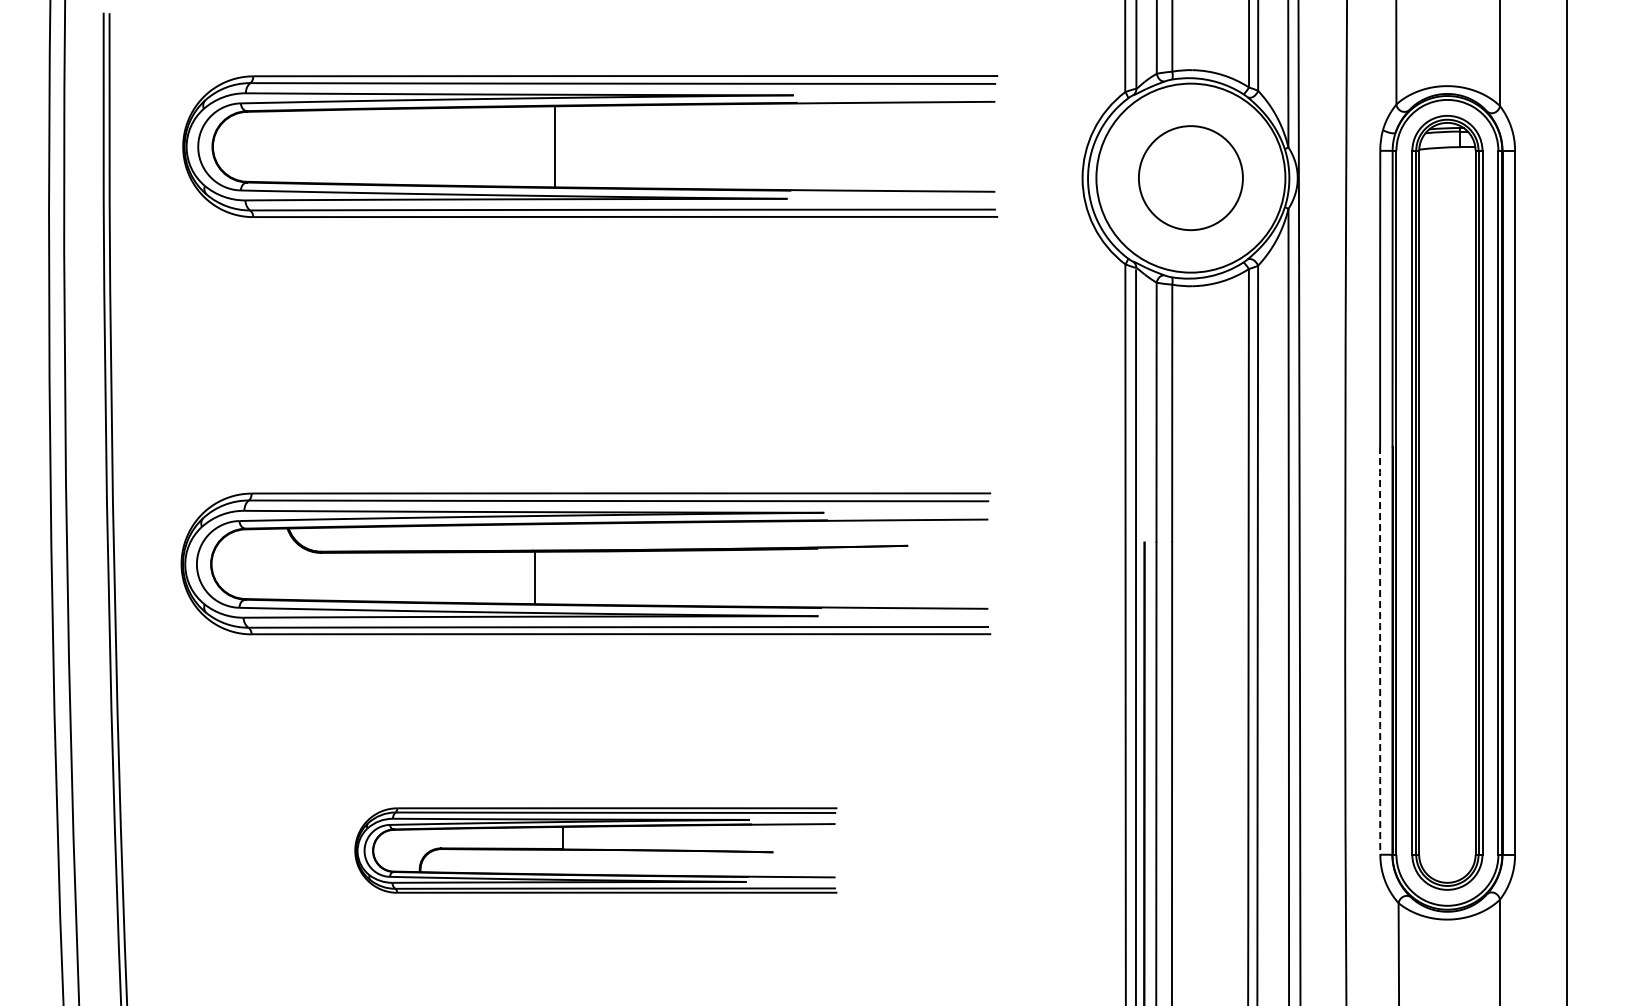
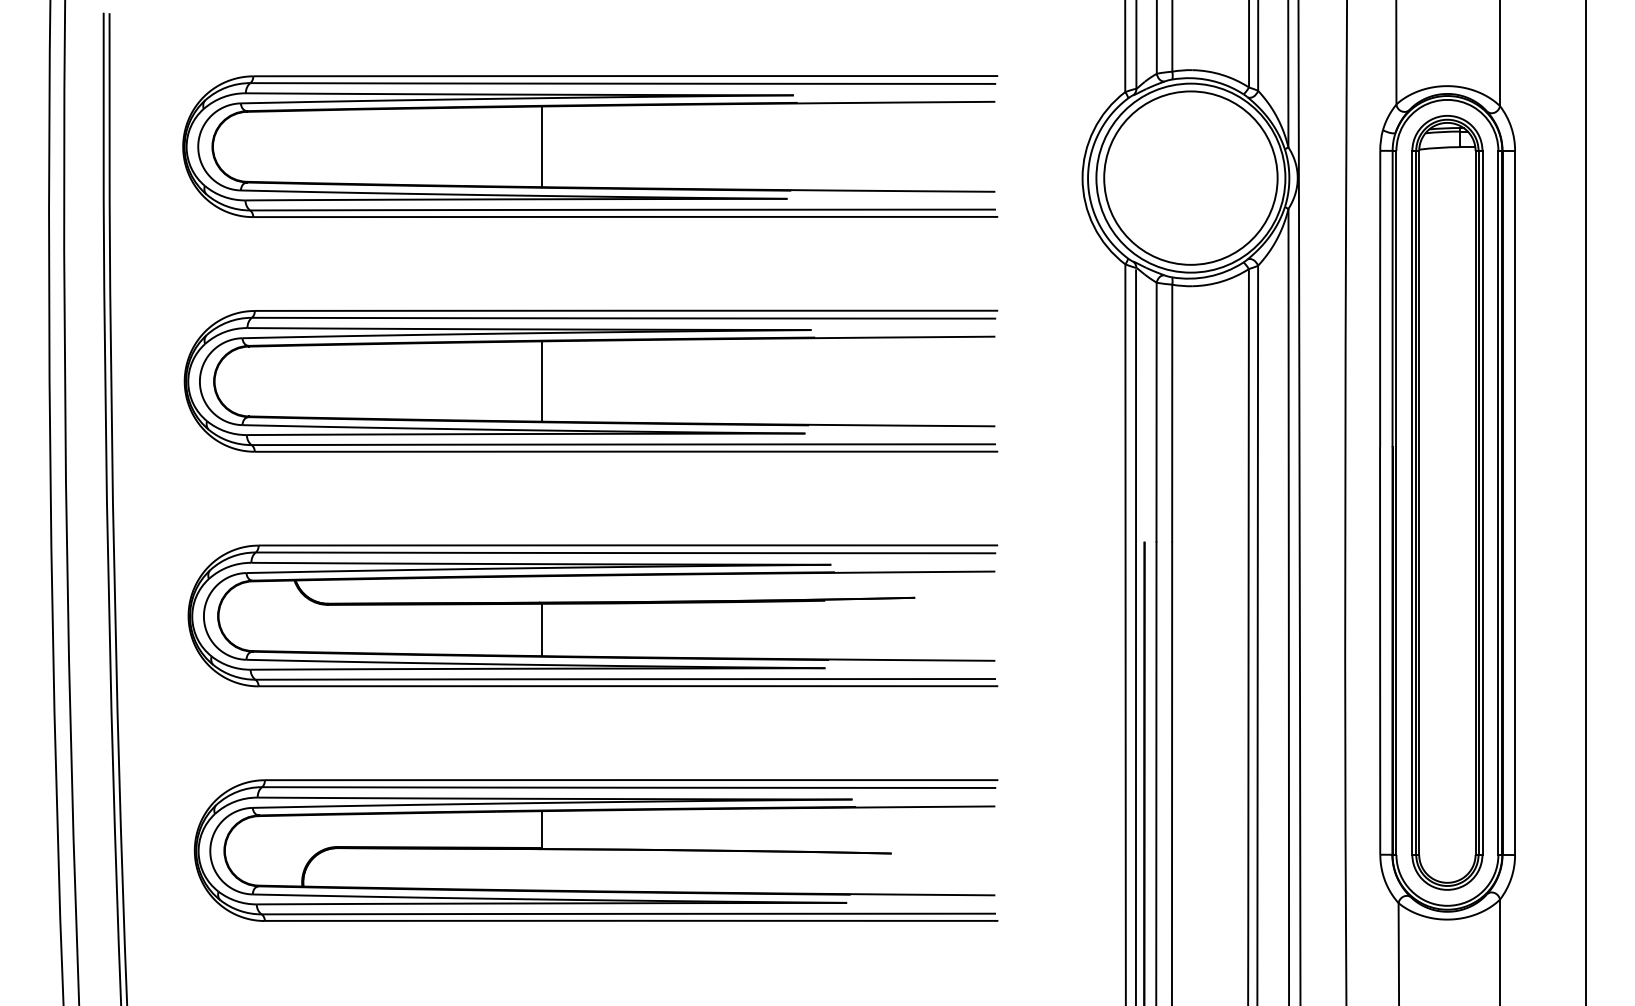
line position: (554, 146) -> (541, 146) (541, 146)
circle diameter: 104 px -> 173 px (1190, 177)
part: none -> present (590, 341)
line position: (1566, 502) -> (1585, 502) (1585, 502)
part position: (585, 552) -> (592, 604) (592, 604)
arc: dashed -> solid (1380, 650)
part size: 484x87 px -> 806x143 px (595, 850)
